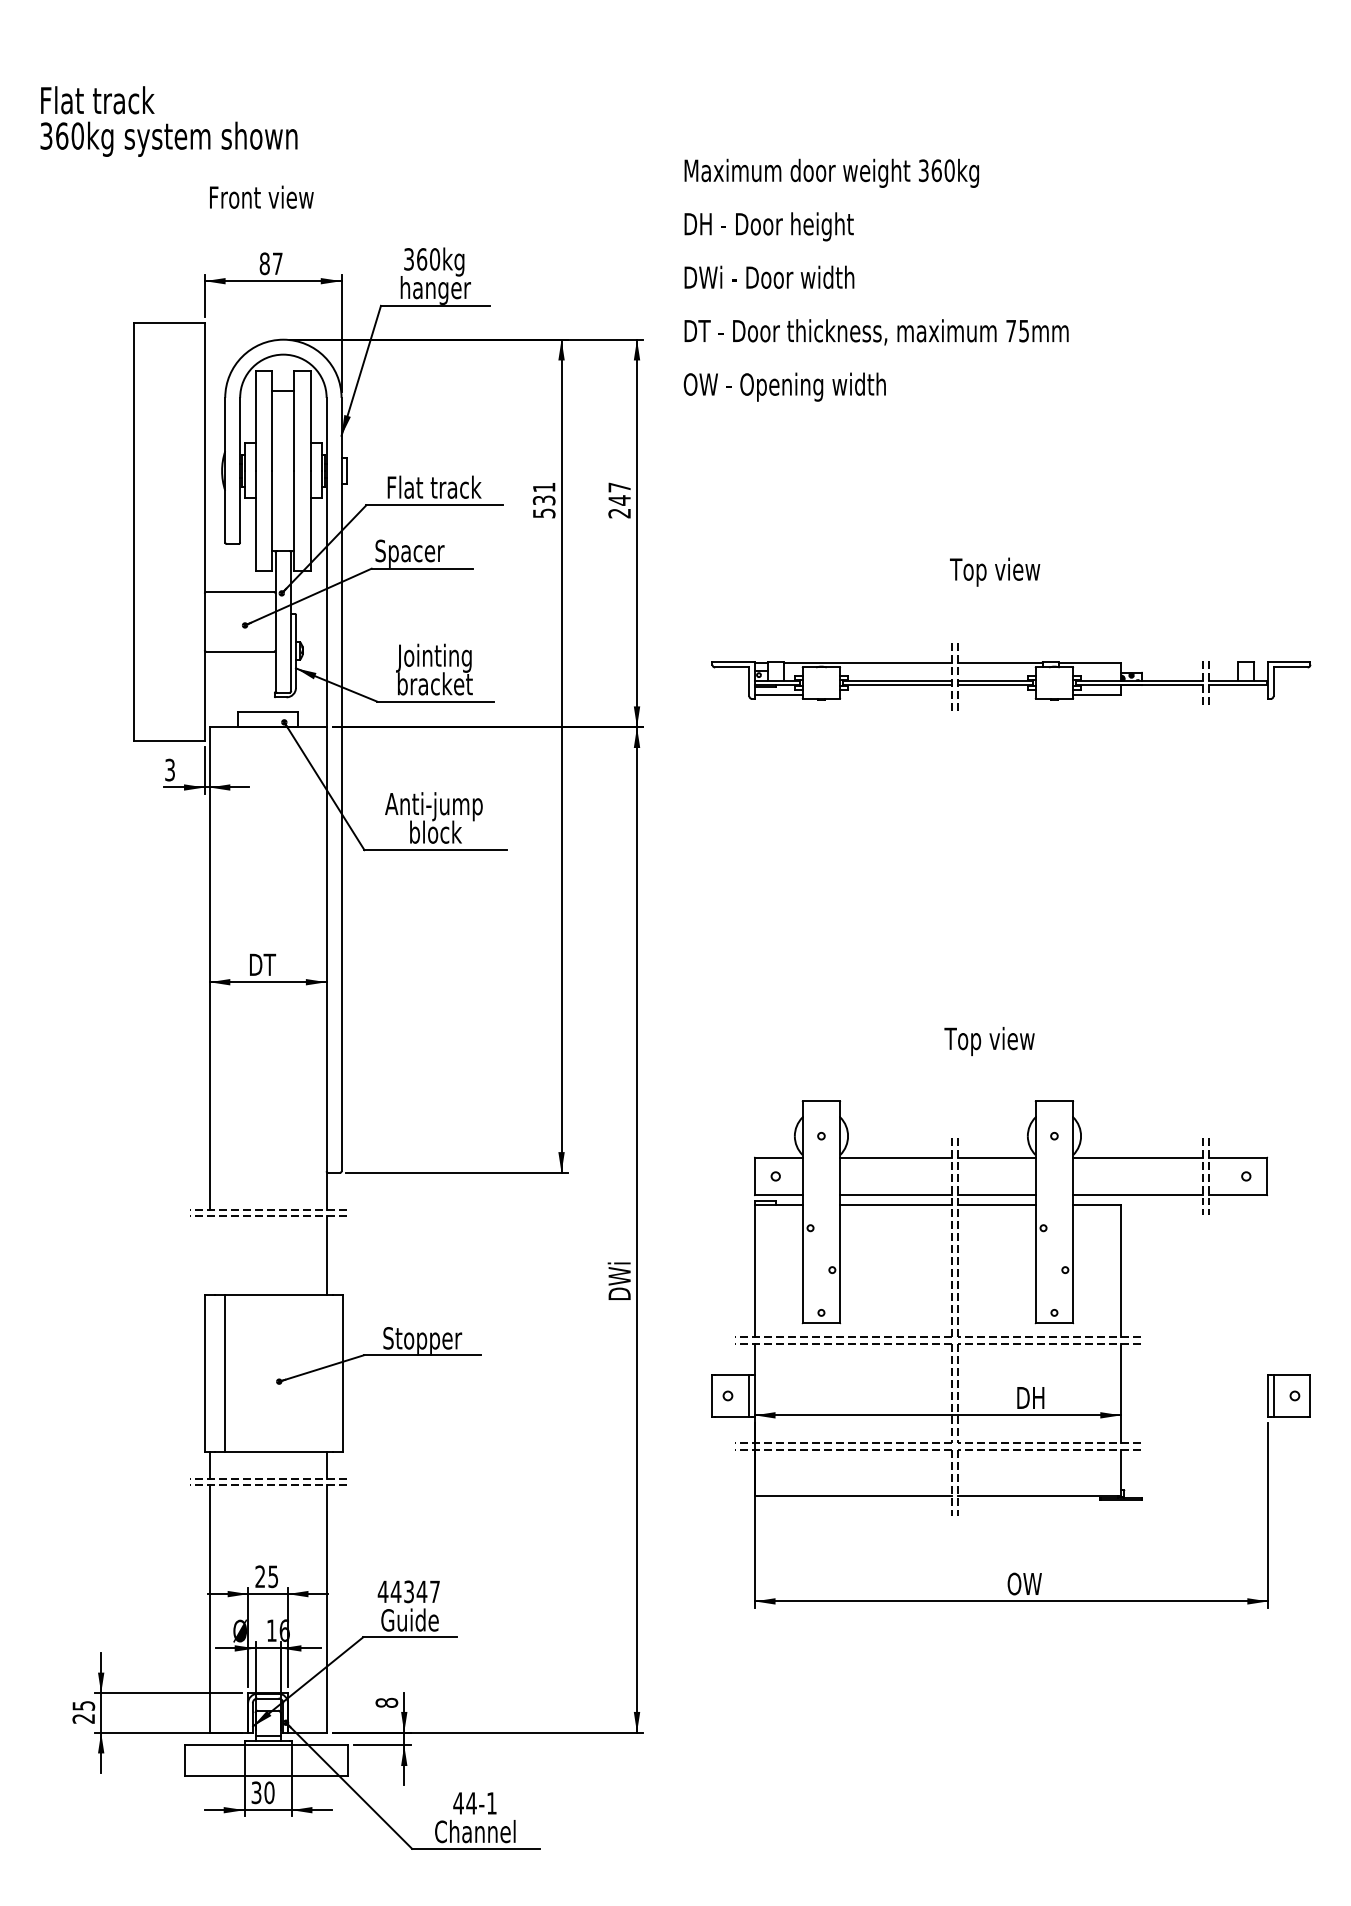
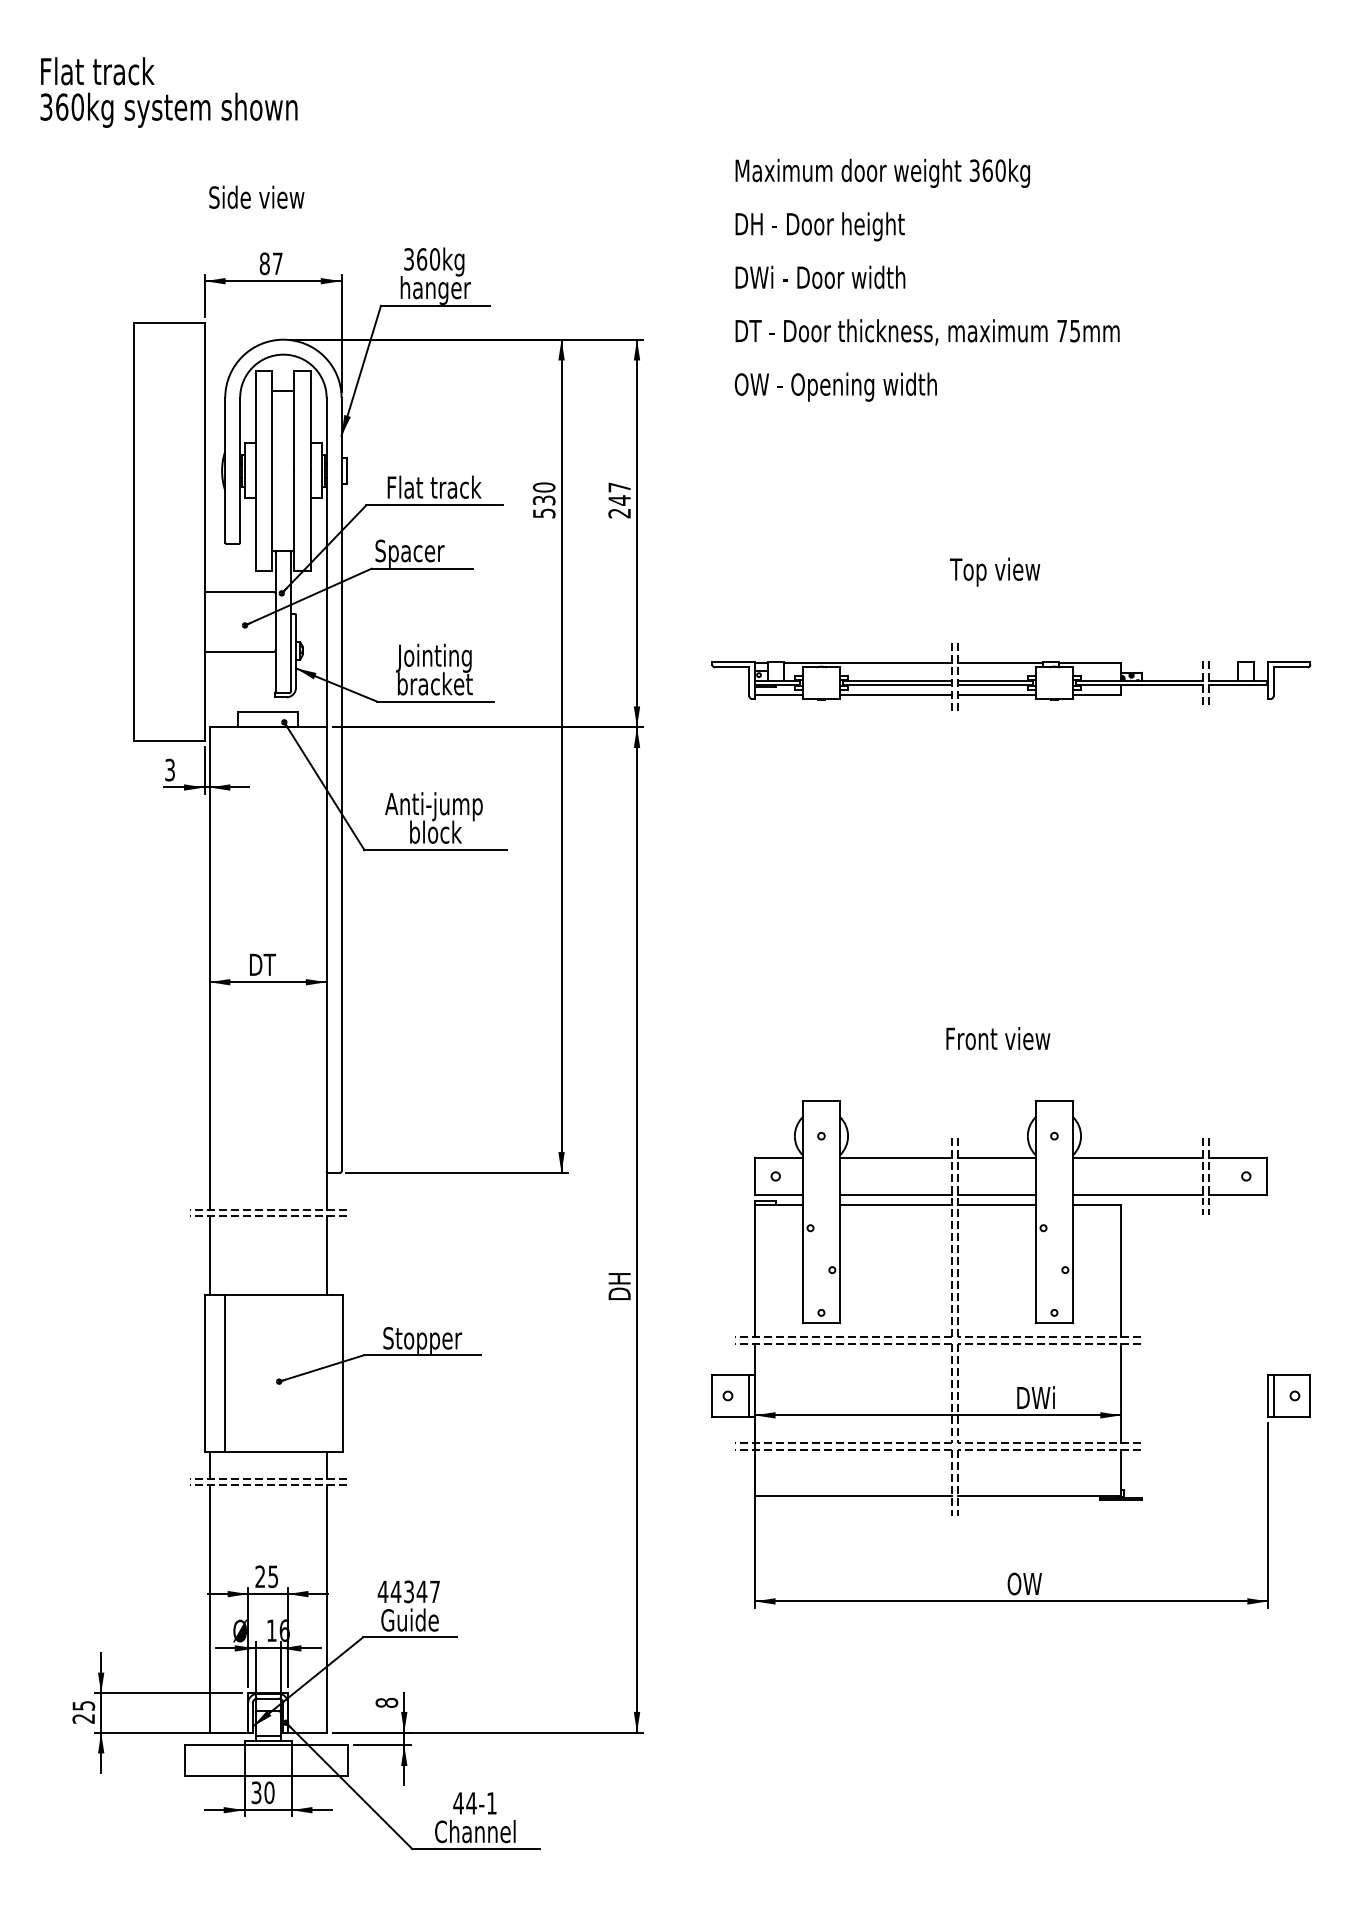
text position: (168, 121) -> (168, 92) (168, 92)
text: Front view -> Side view (261, 196)
text position: (875, 279) -> (926, 279) (926, 279)
text: 531 -> 530 (543, 487)
line: none -> present (896, 694)
line: none -> present (996, 694)
text: Top view -> Front view (997, 1041)
line: none -> present (209, 1255)
text: DWi -> DH (618, 1273)
text: DH -> DWi (1042, 1397)
